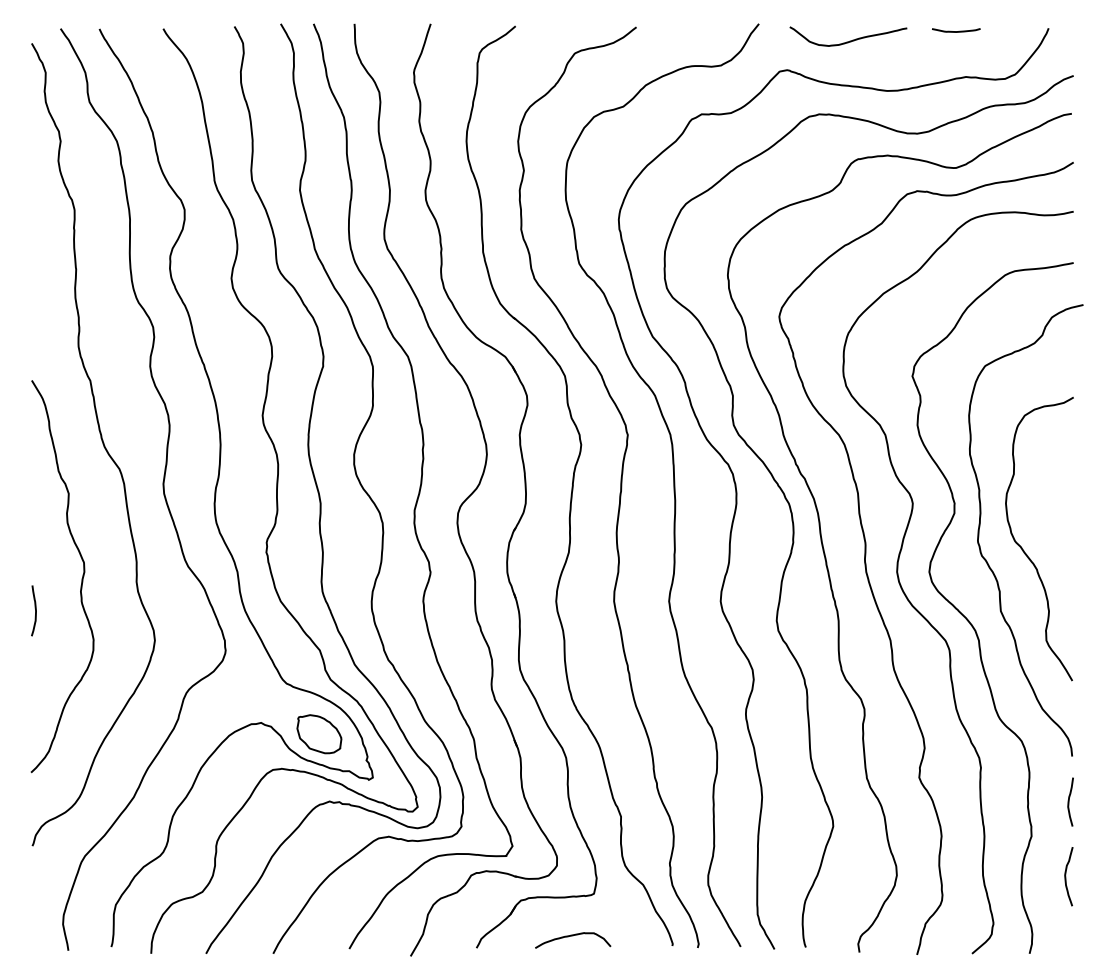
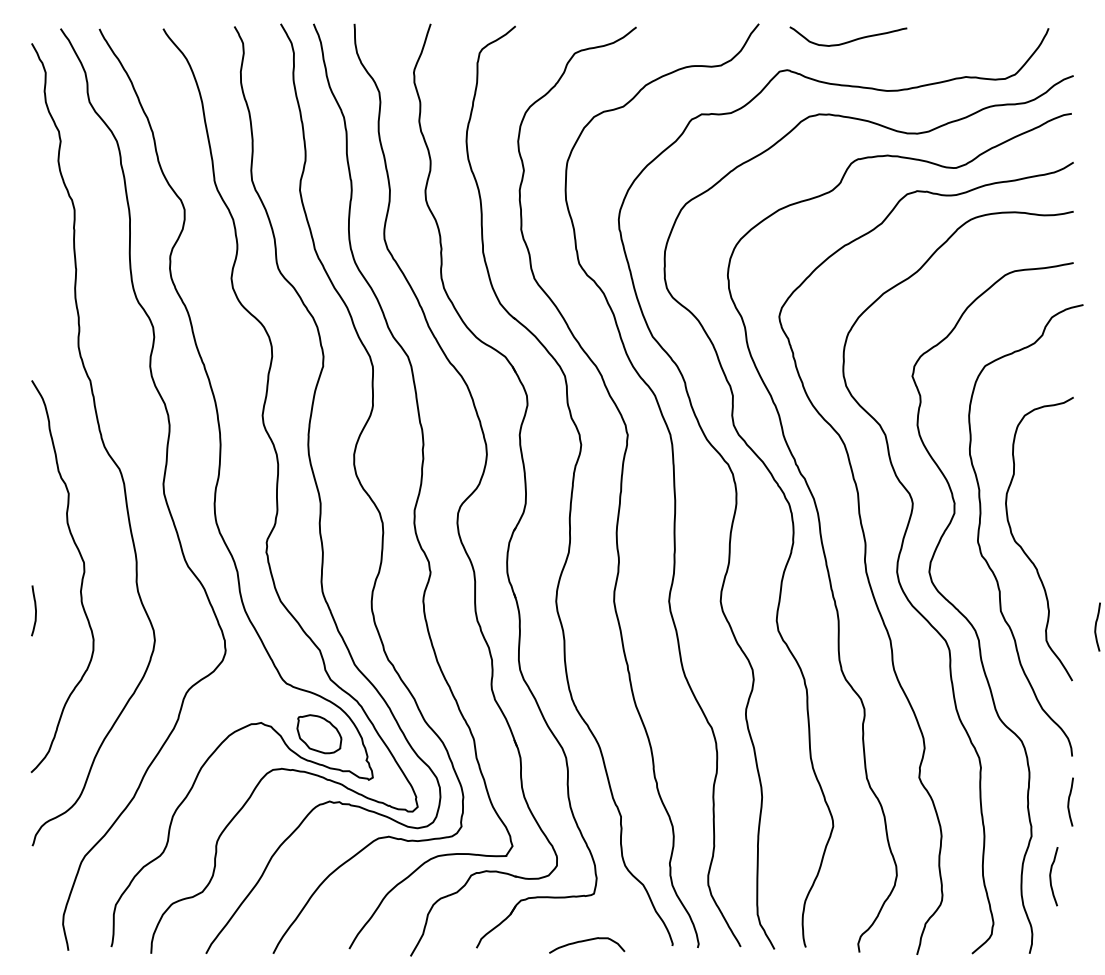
curve: present -> none (956, 31)
curve: none -> present (1096, 626)
curve position: (1066, 876) -> (1051, 876) (1051, 876)
curve position: (573, 936) -> (587, 941) (587, 941)
